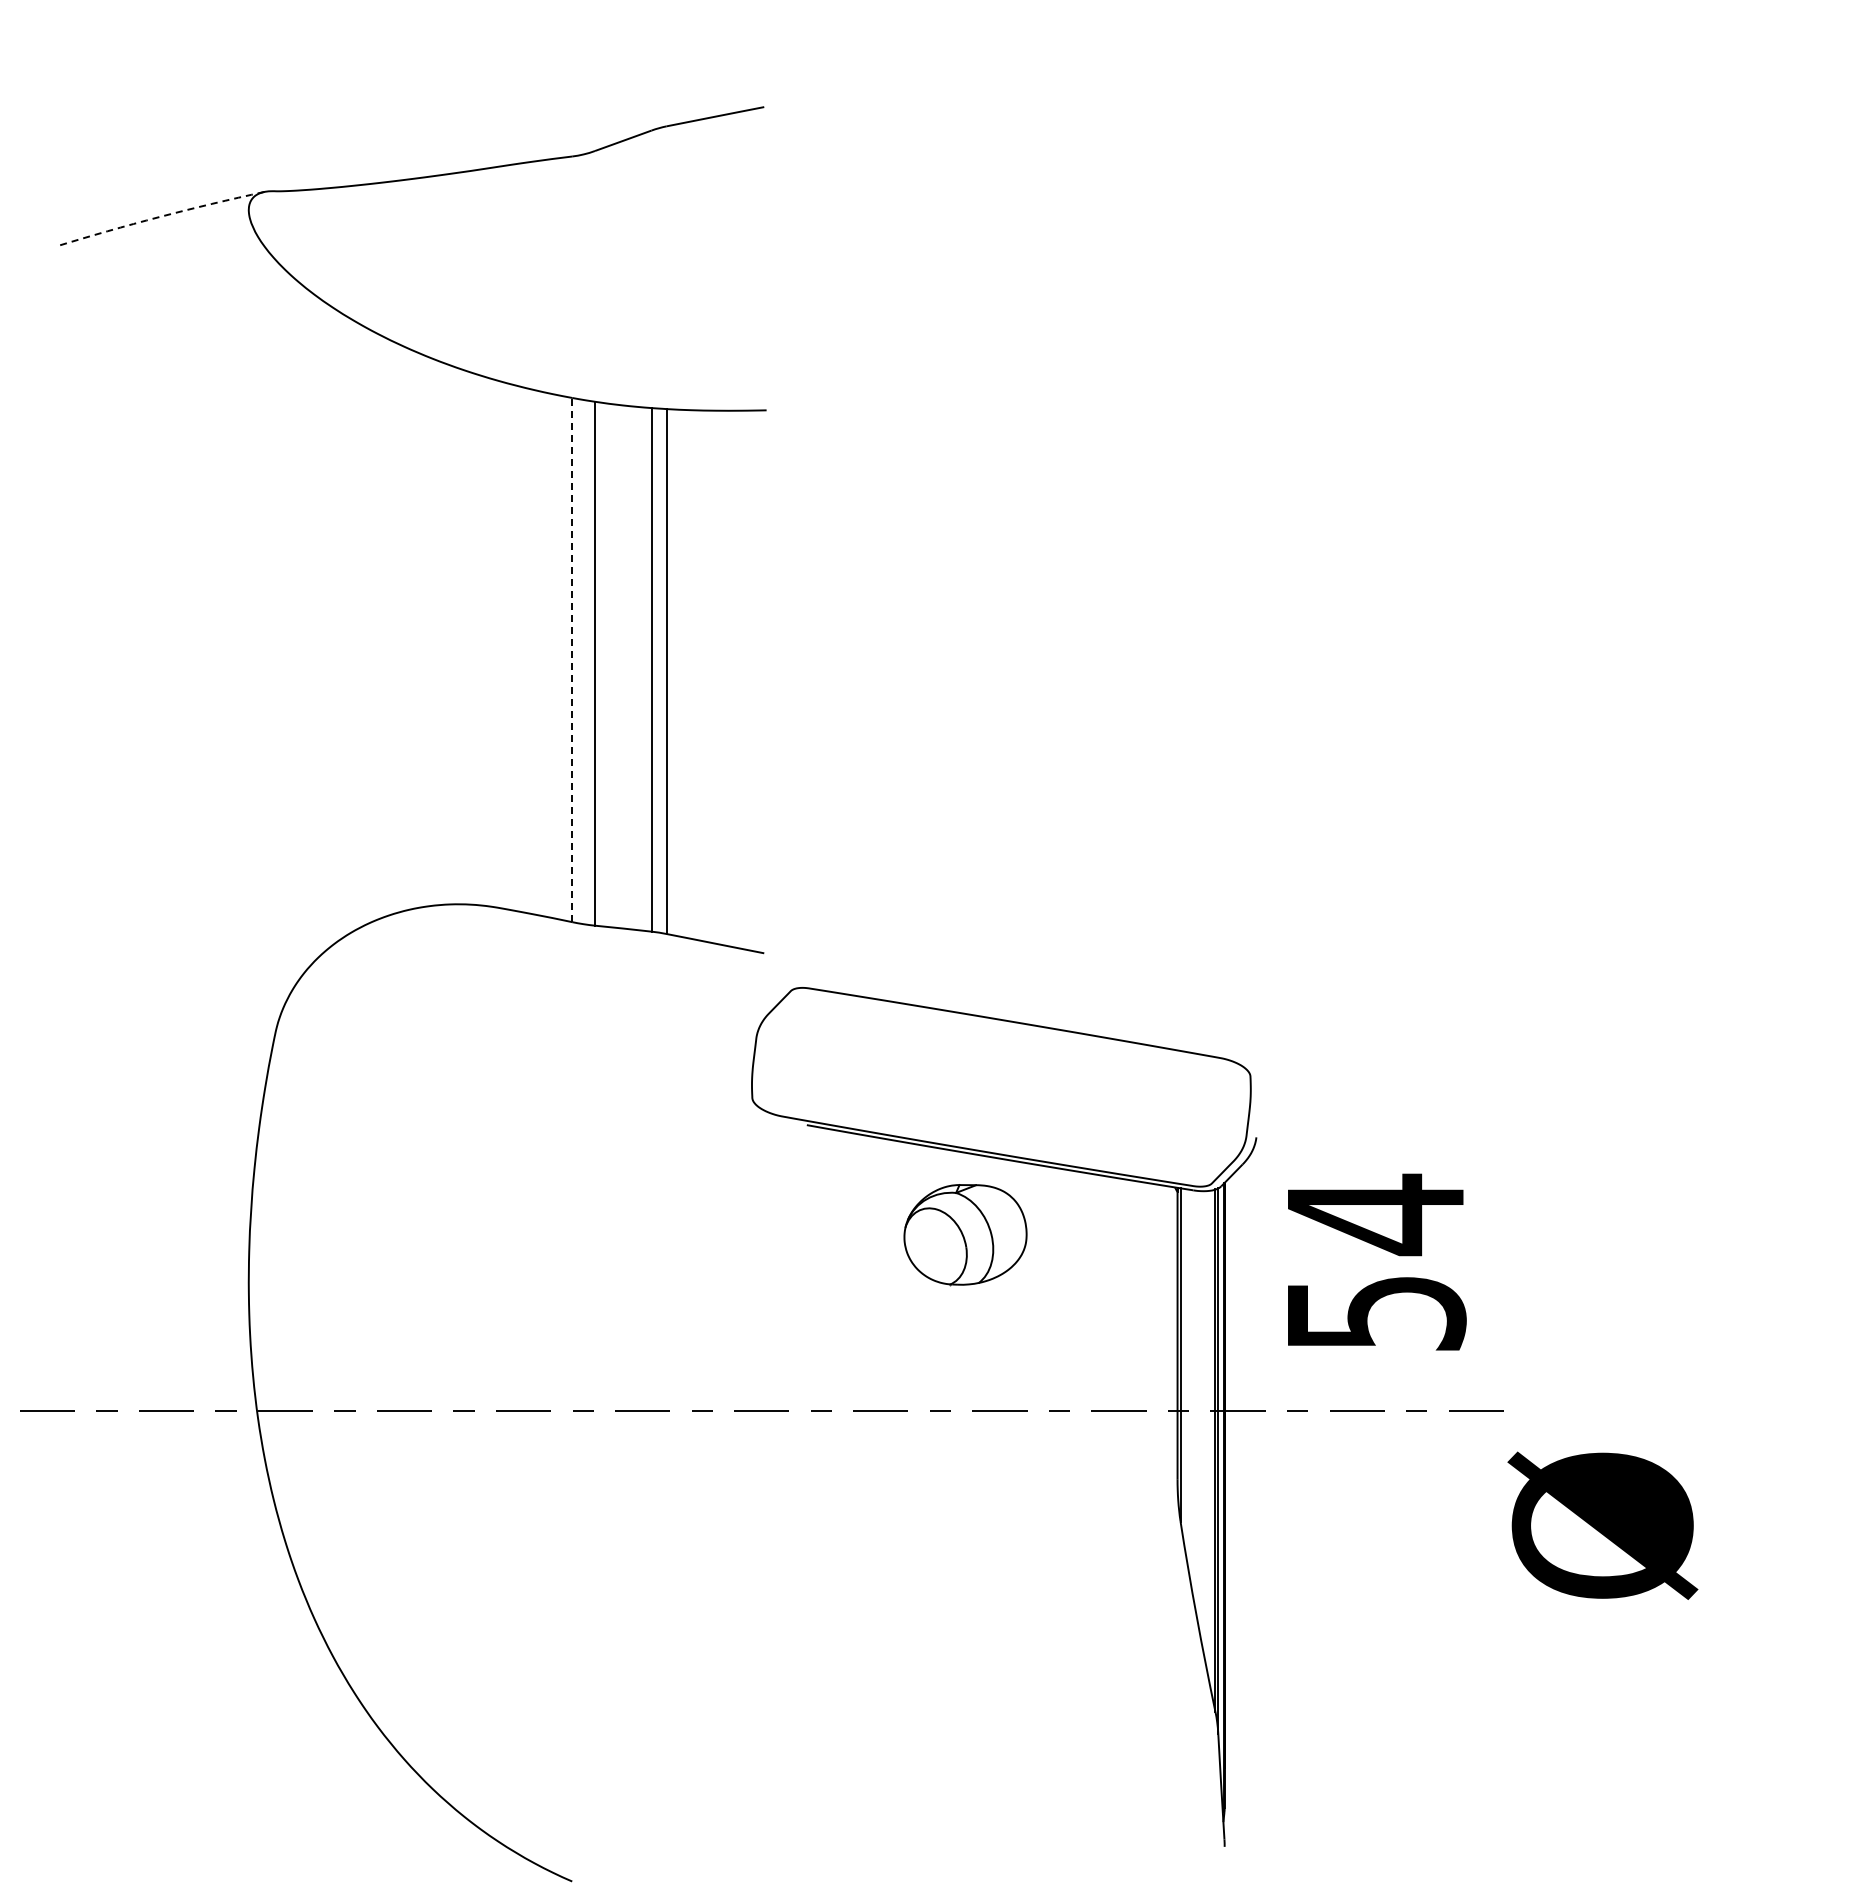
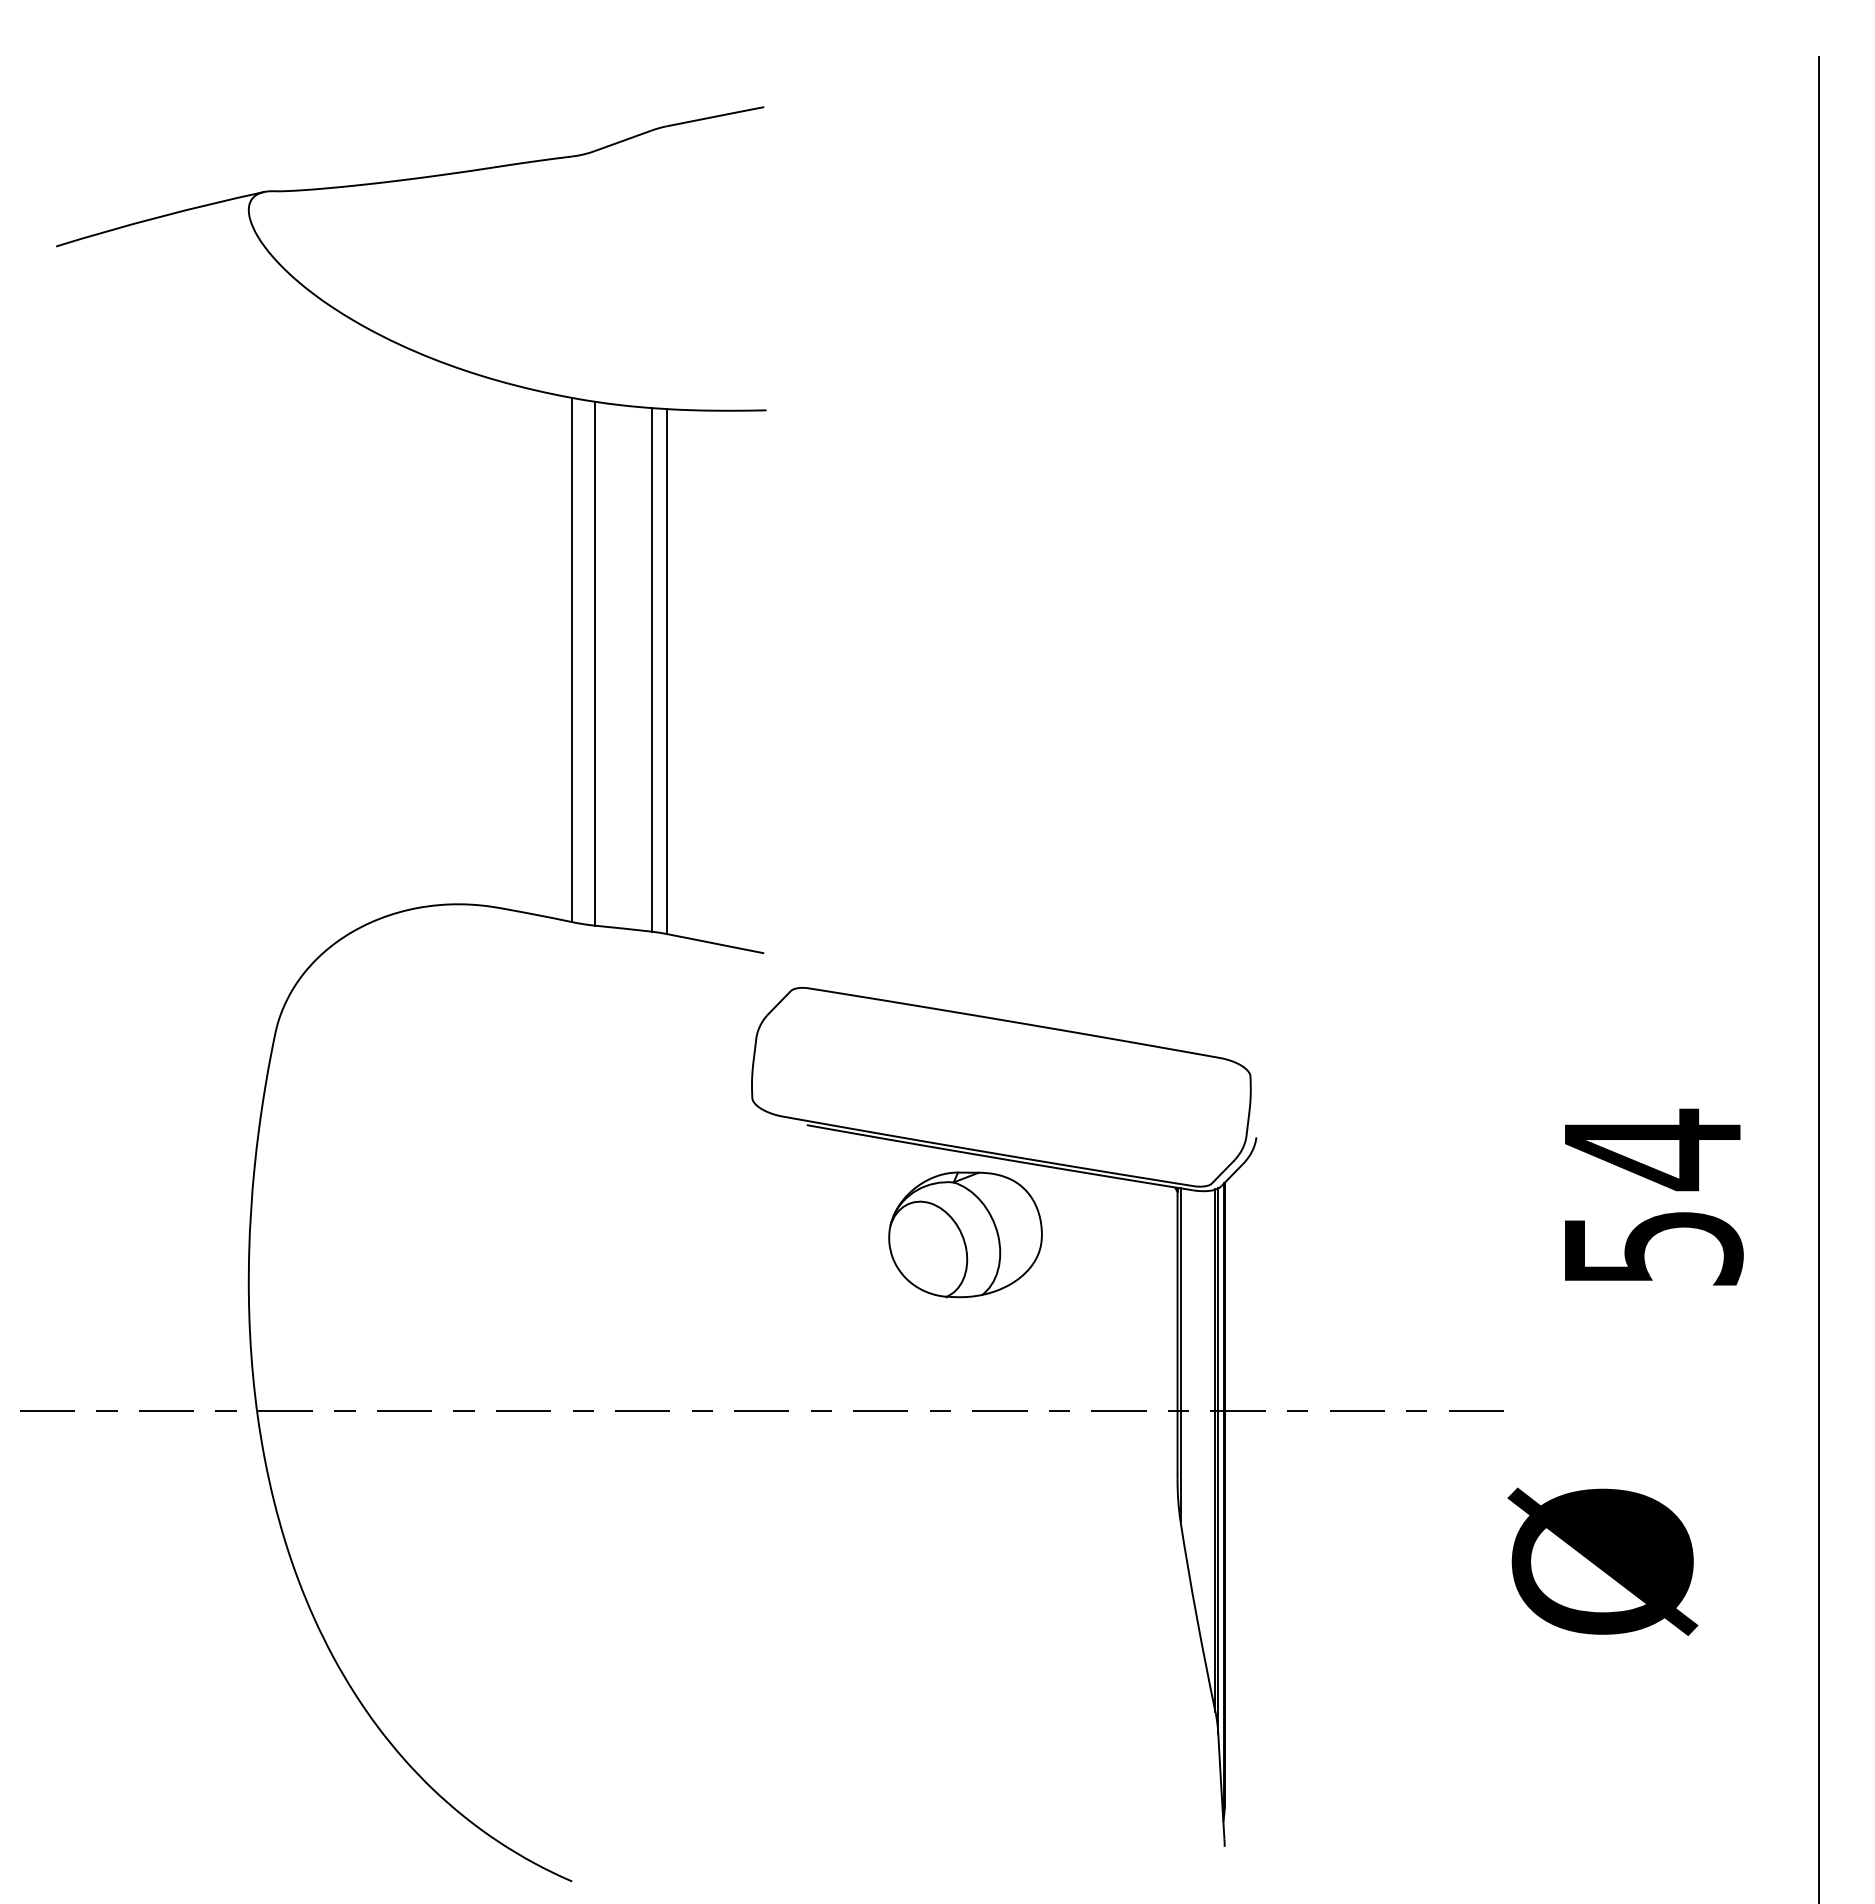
arc: dashed -> solid (159, 217)
line: dashed -> solid (572, 659)
line: none -> present (1818, 978)
part size: 125x103 px -> 155x128 px (965, 1234)
text position: (1377, 1261) -> (1654, 1196) (1654, 1196)
text position: (1602, 1525) -> (1602, 1561) (1602, 1561)
